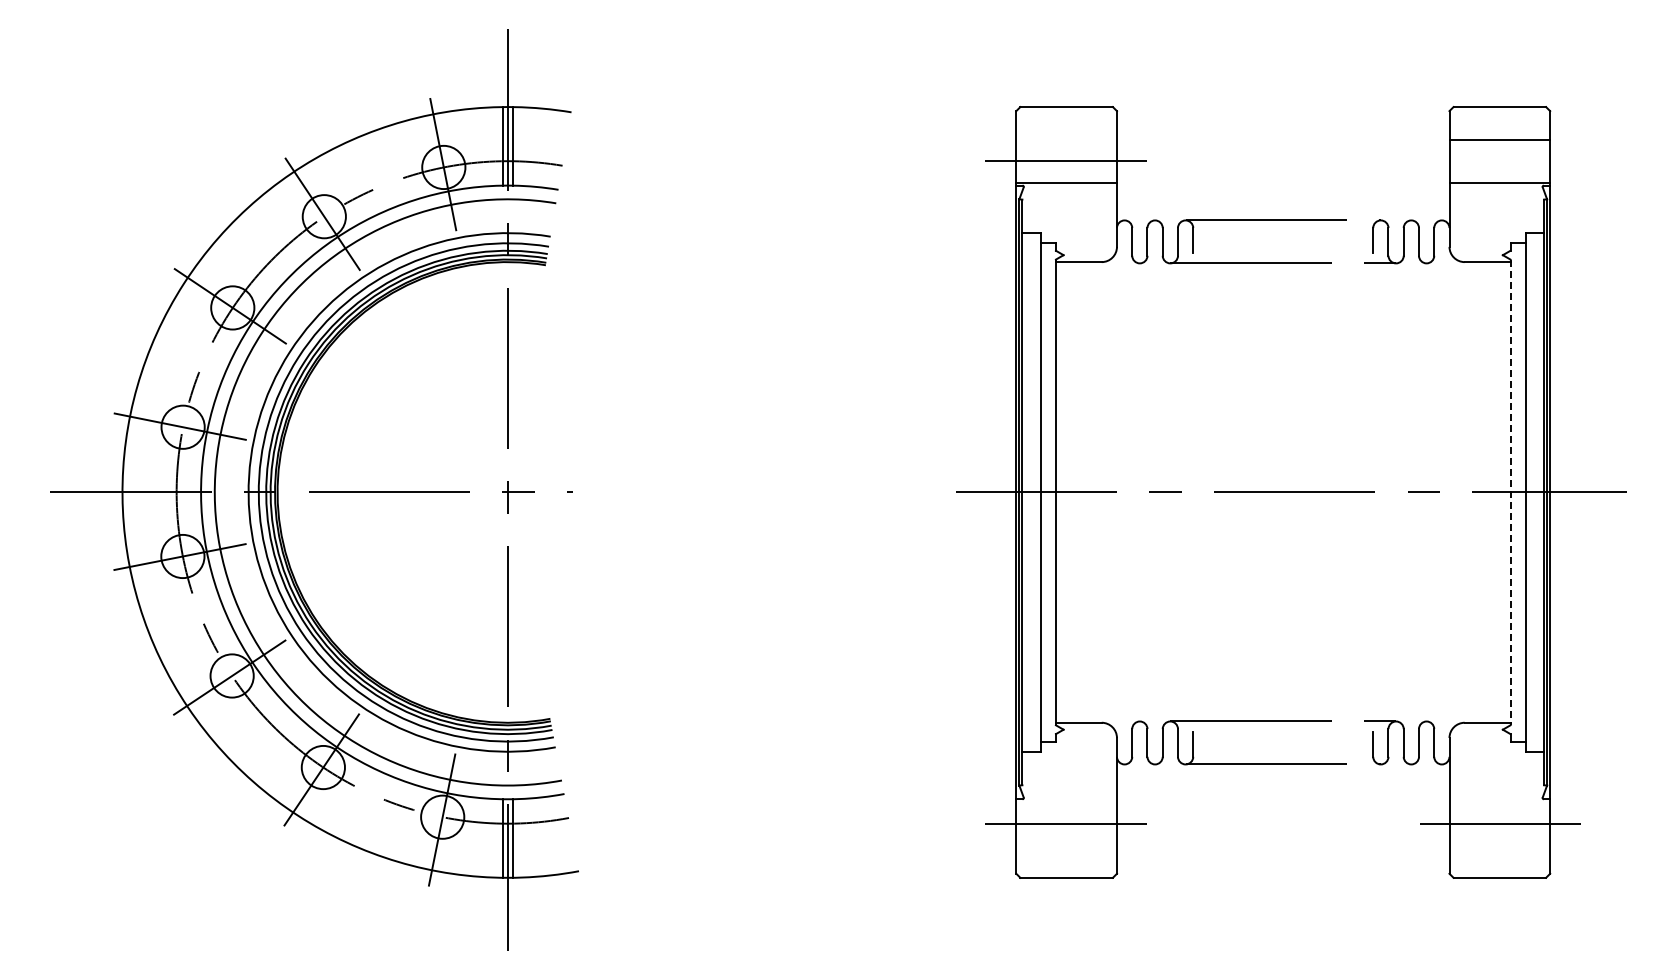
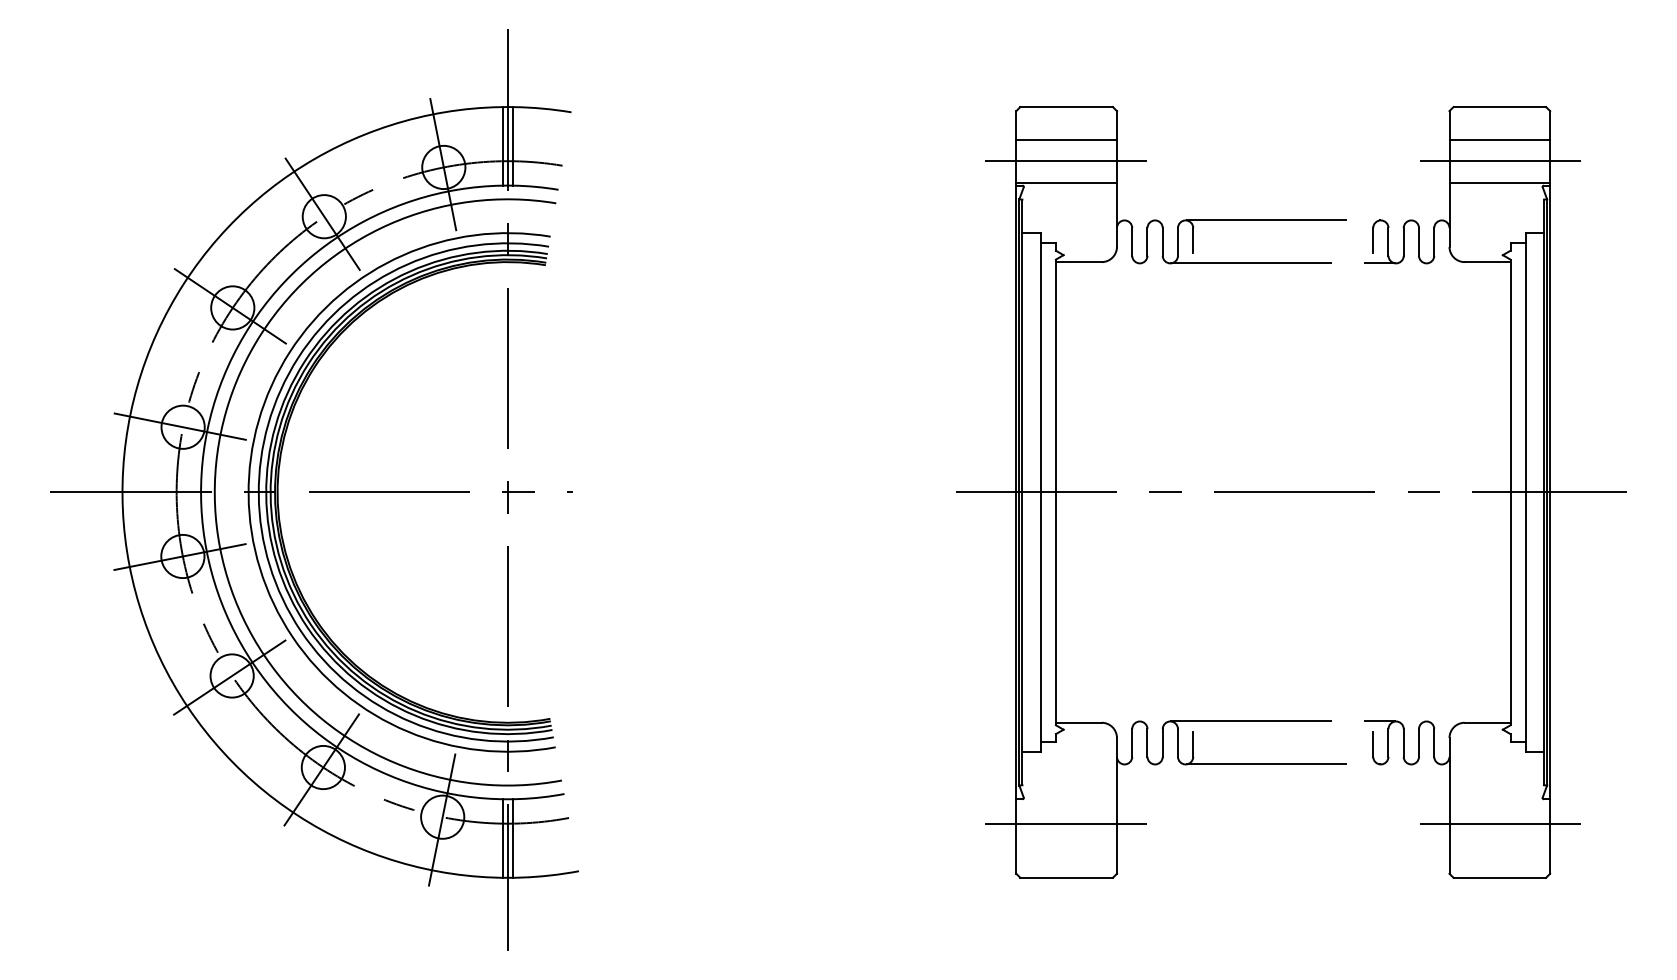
line: none -> present (1066, 139)
line: none -> present (1499, 161)
line: dashed -> solid (1510, 492)
